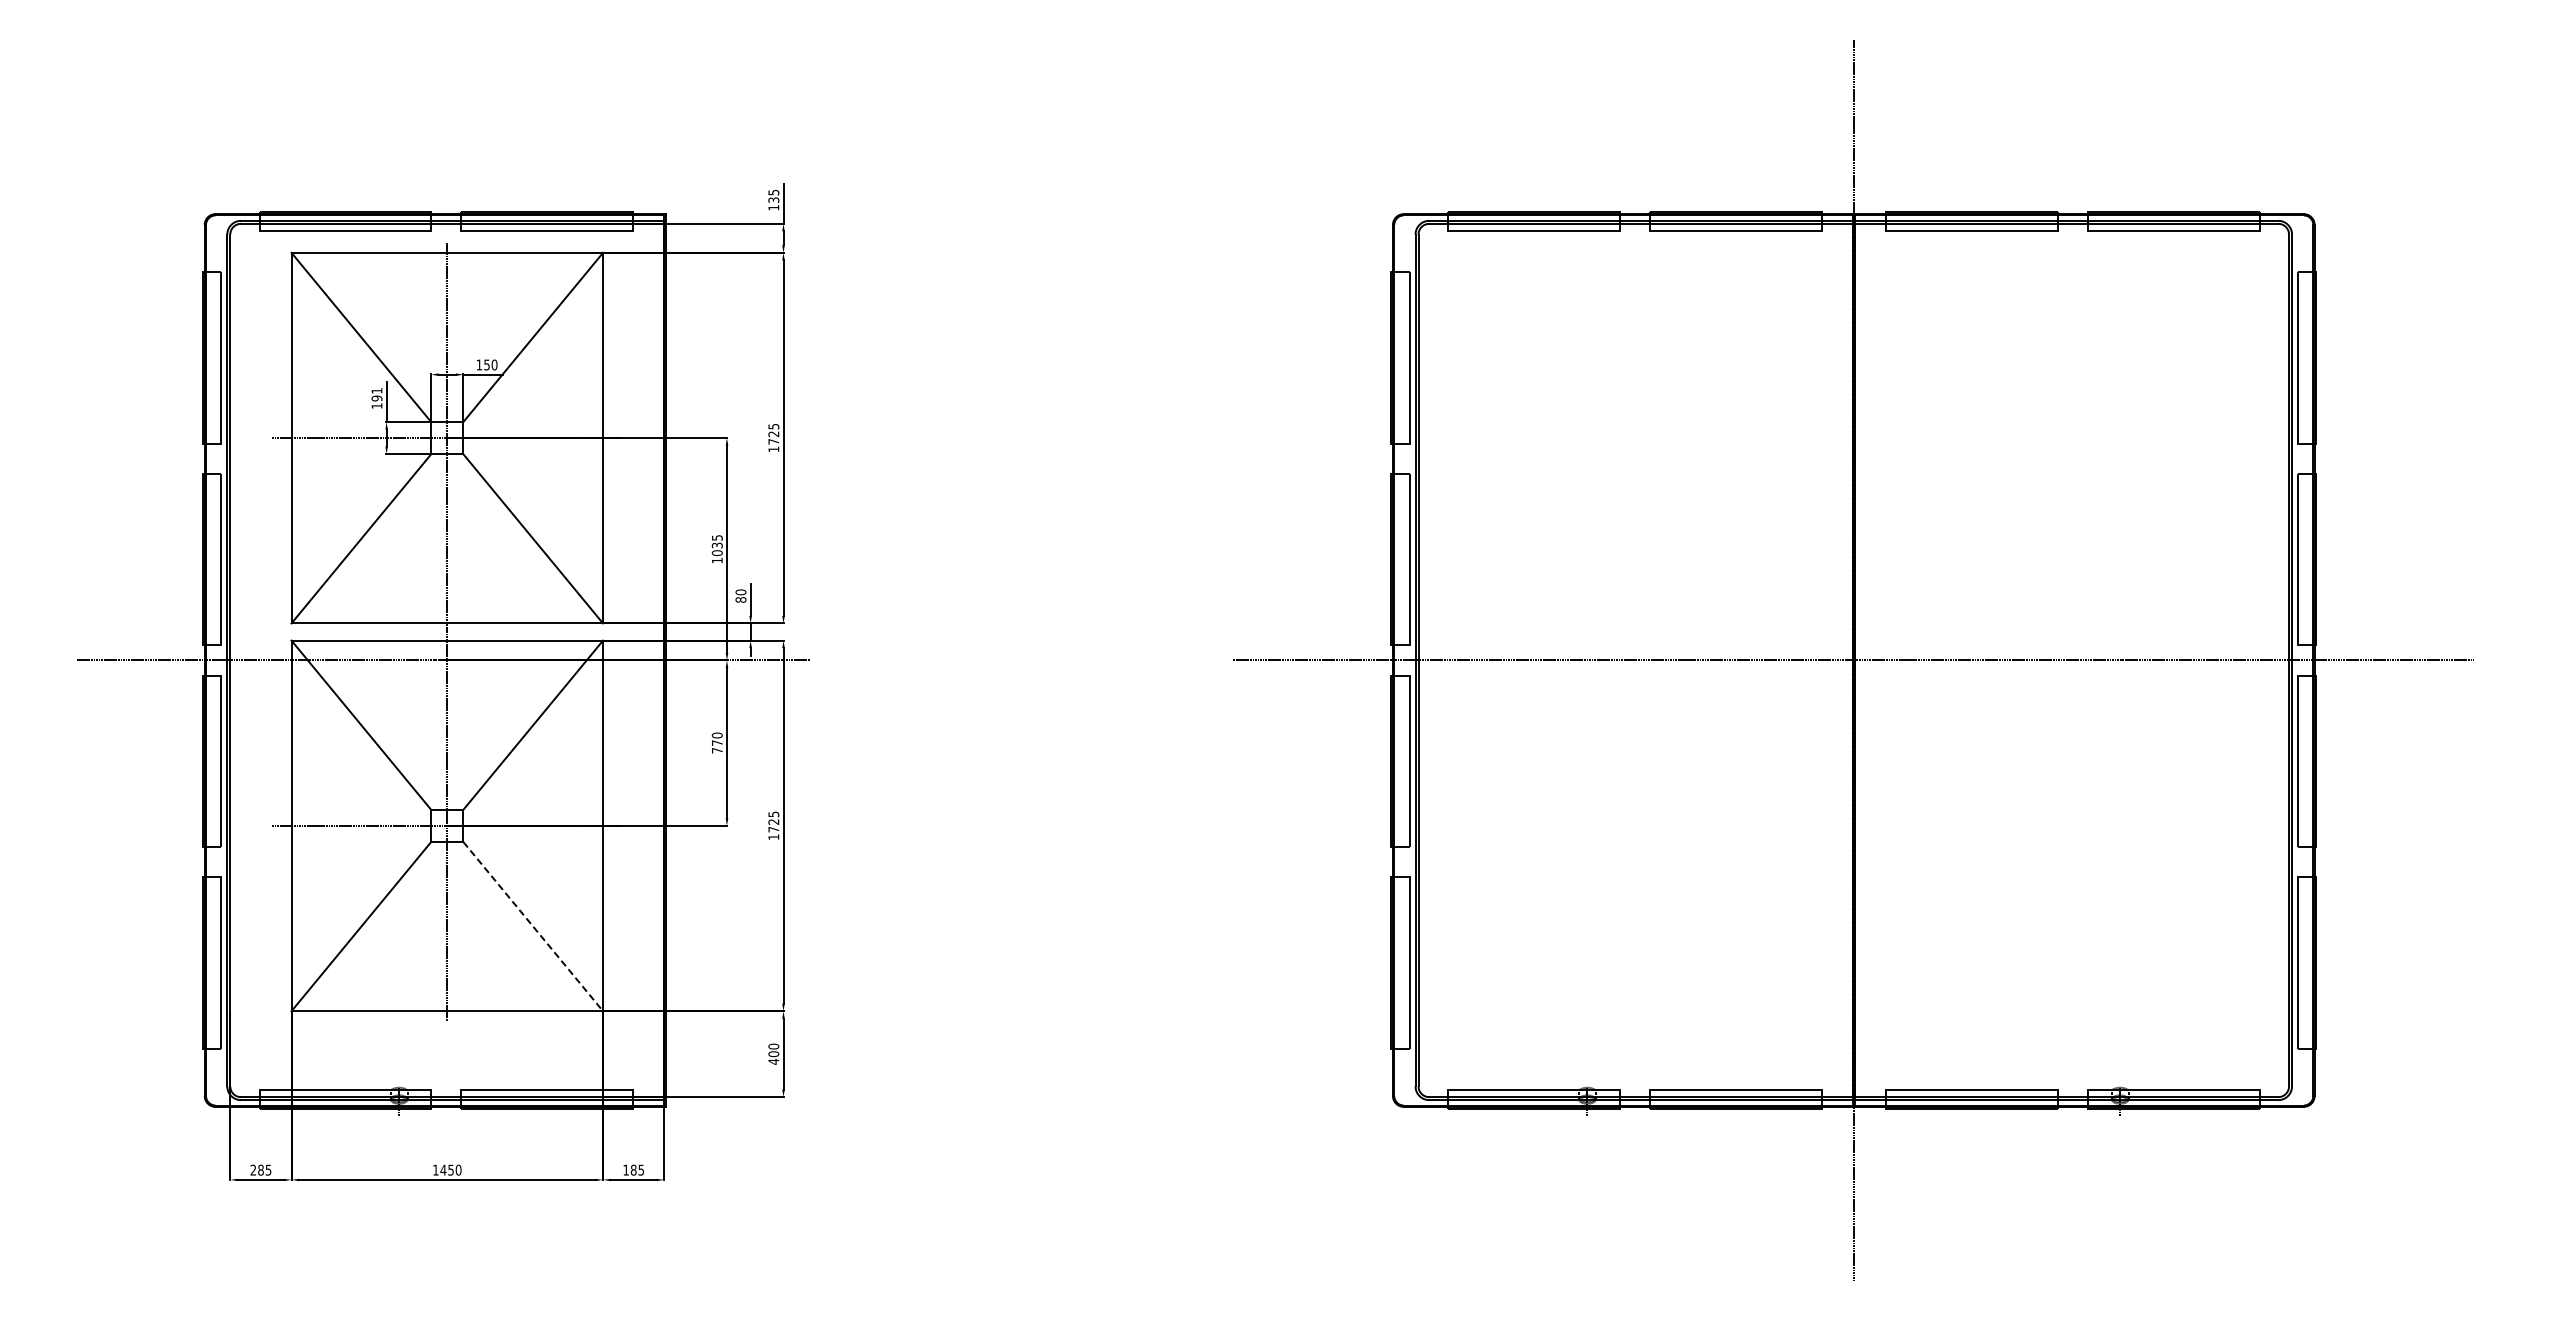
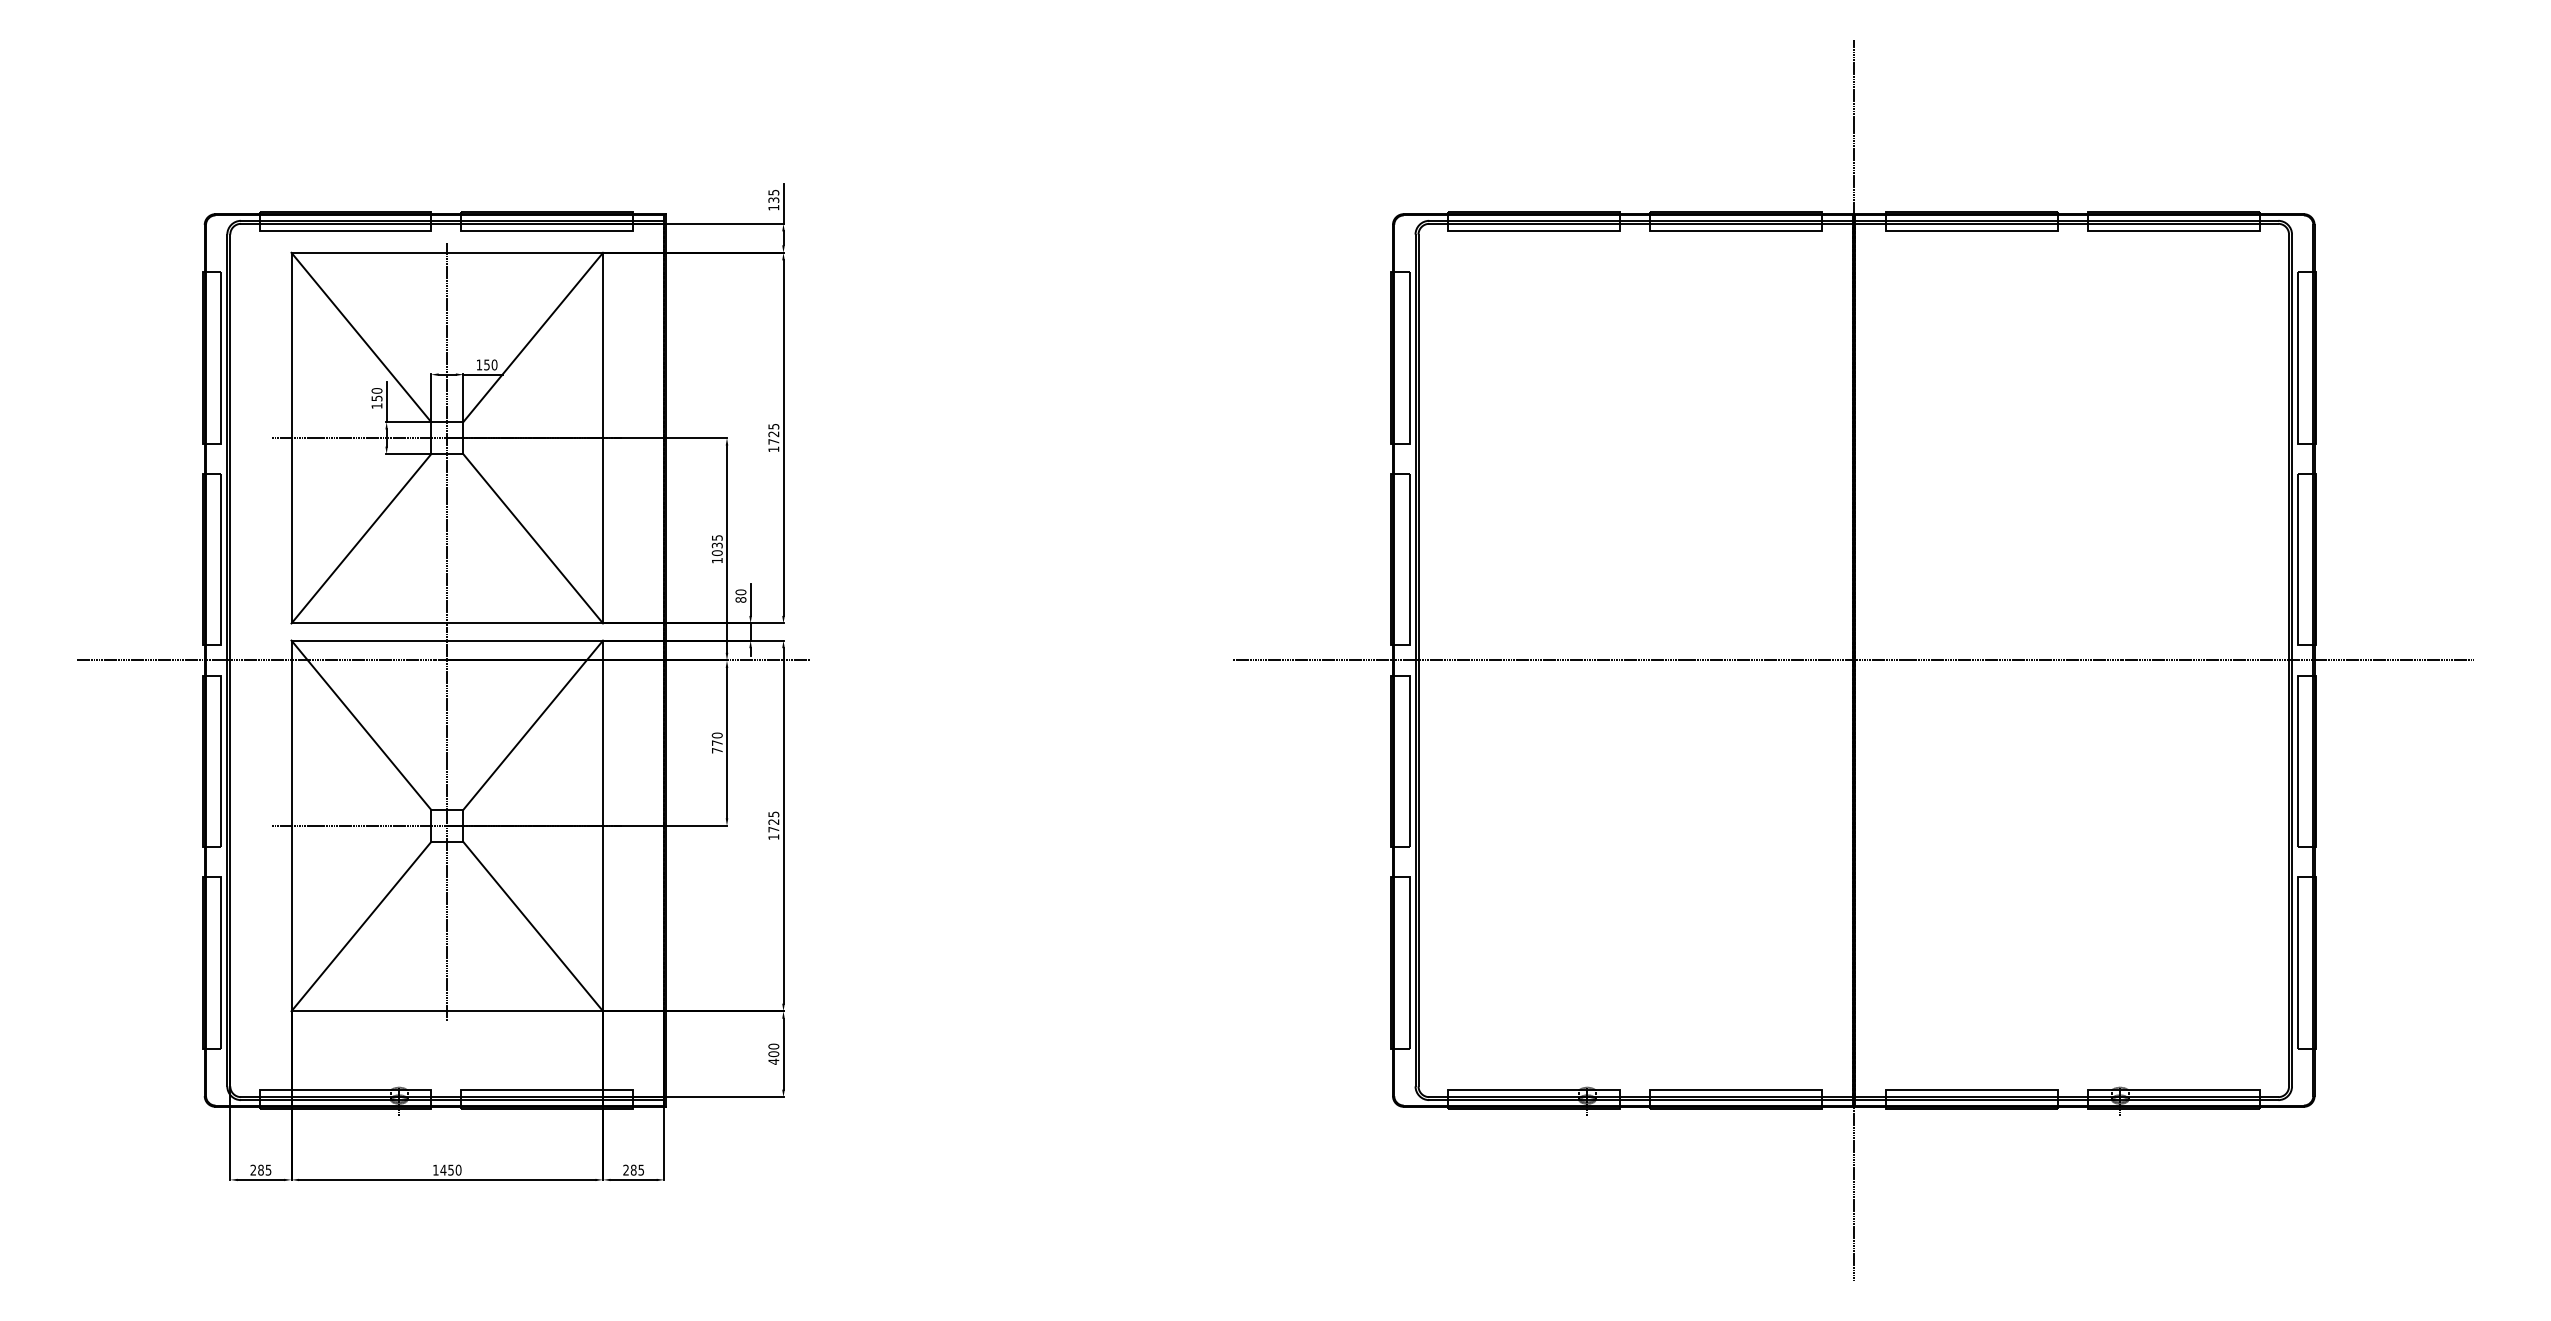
text: 191 -> 150 (376, 394)
line: dashed -> solid (533, 926)
text: 185 -> 285 (625, 1169)
